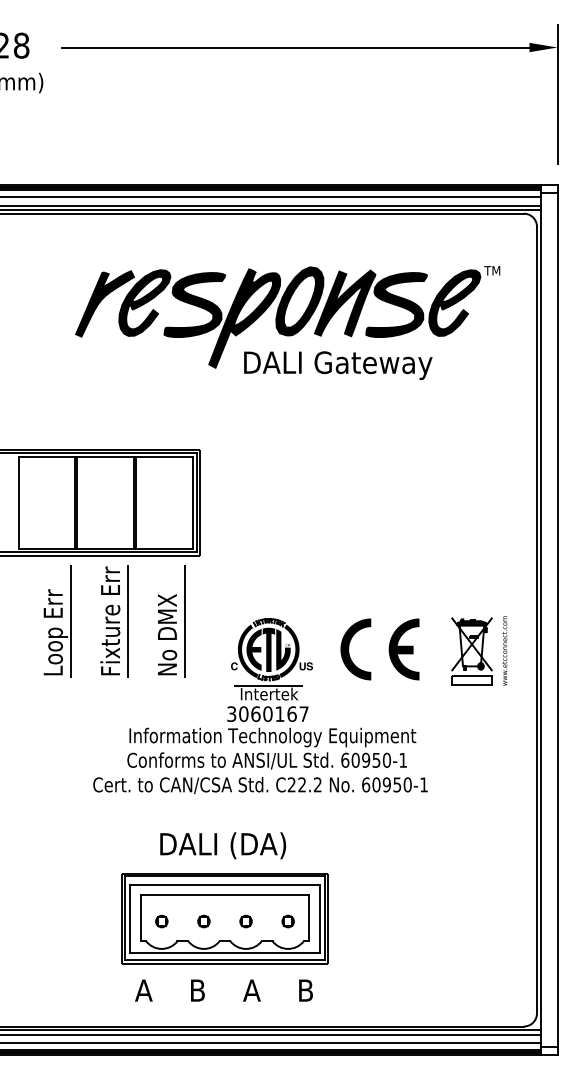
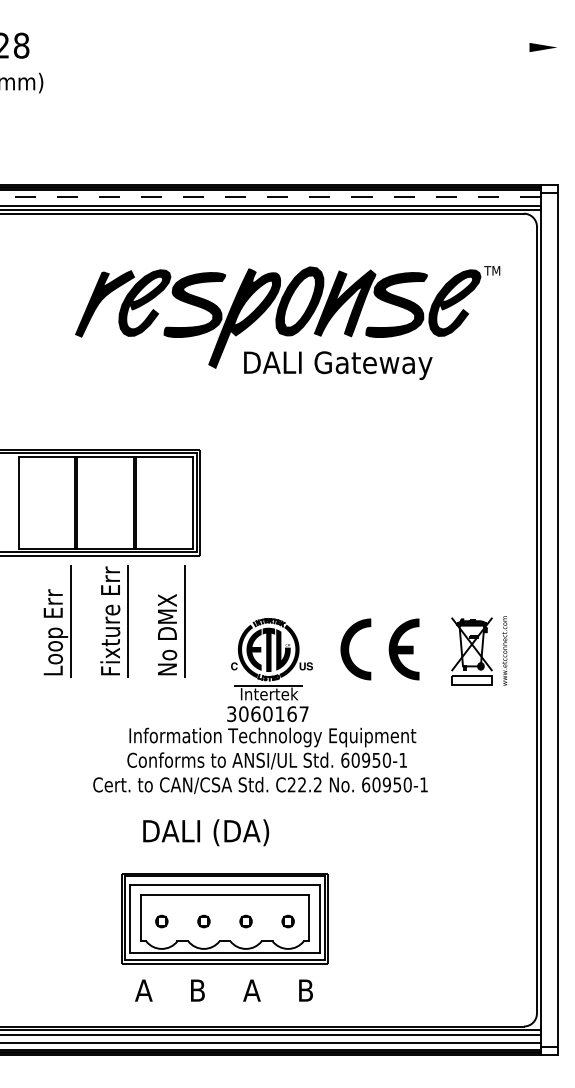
line: present -> none (295, 47)
line: present -> none (557, 94)
line: solid -> dashed (270, 197)
text position: (223, 845) -> (206, 832) (206, 832)
